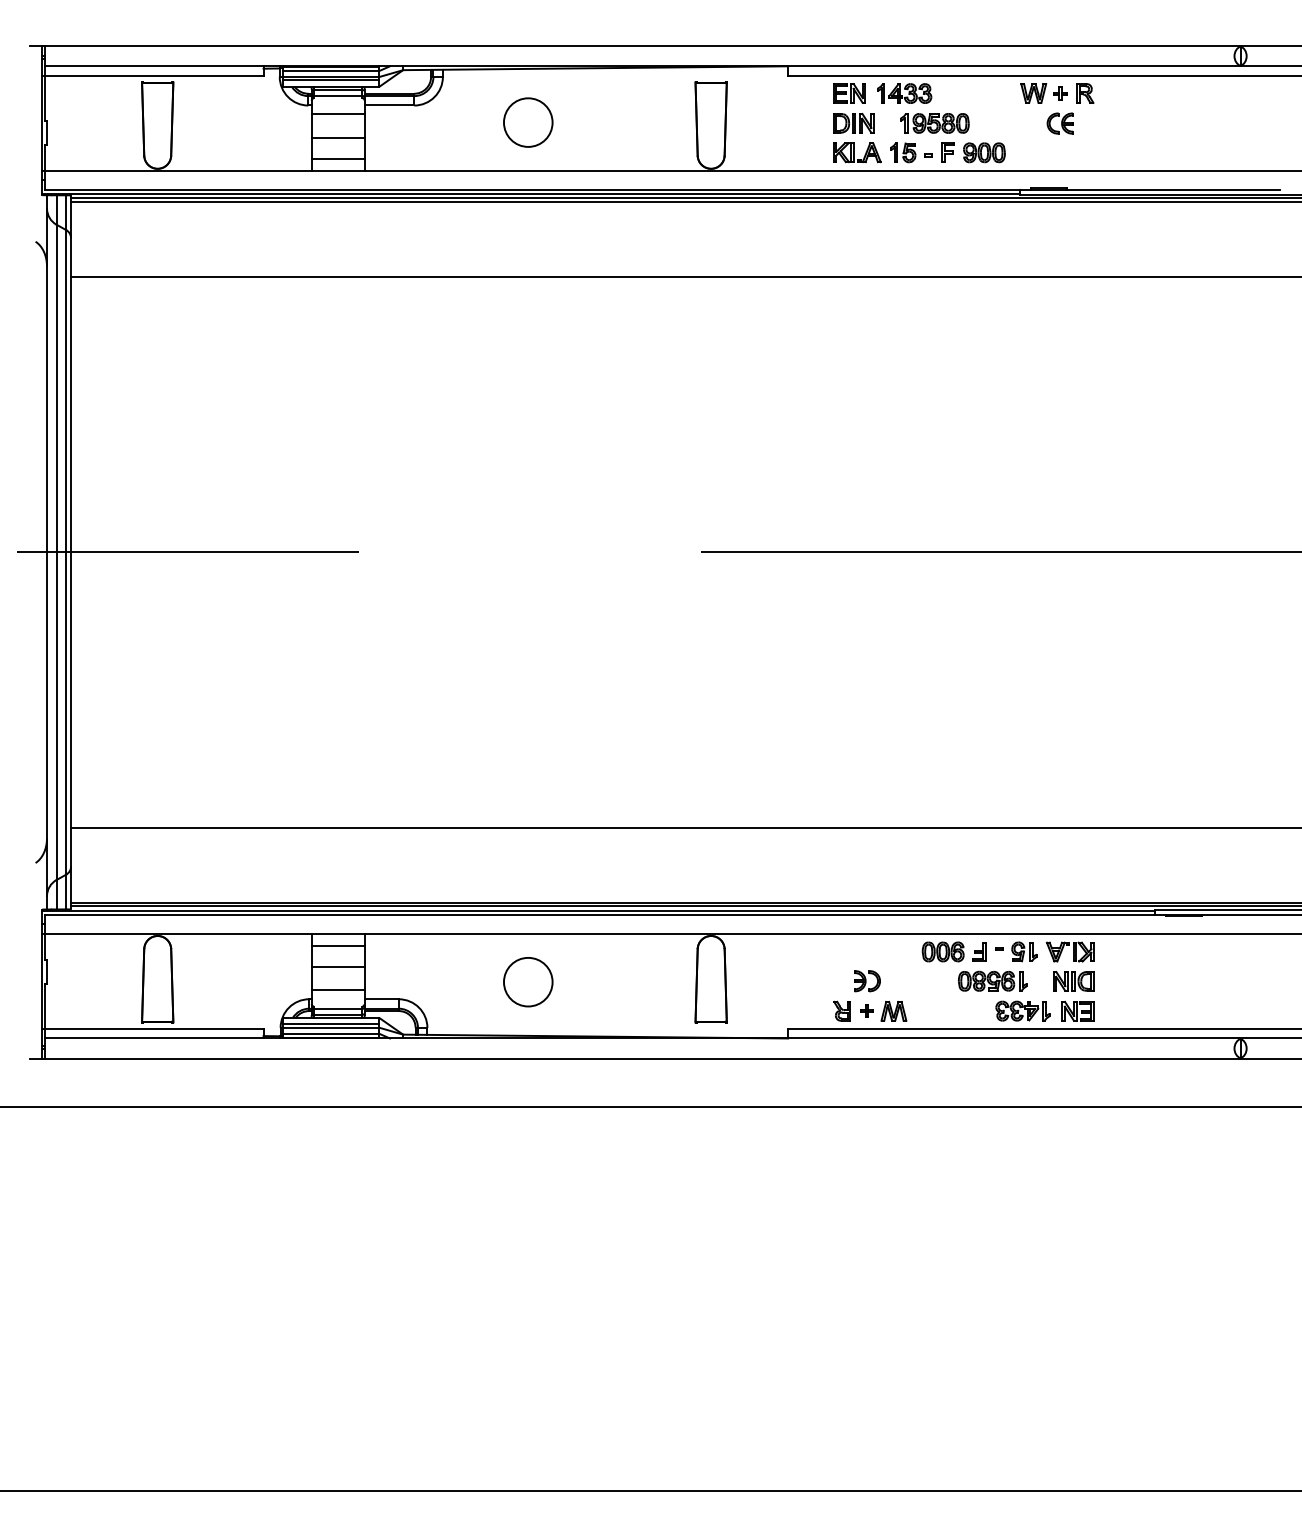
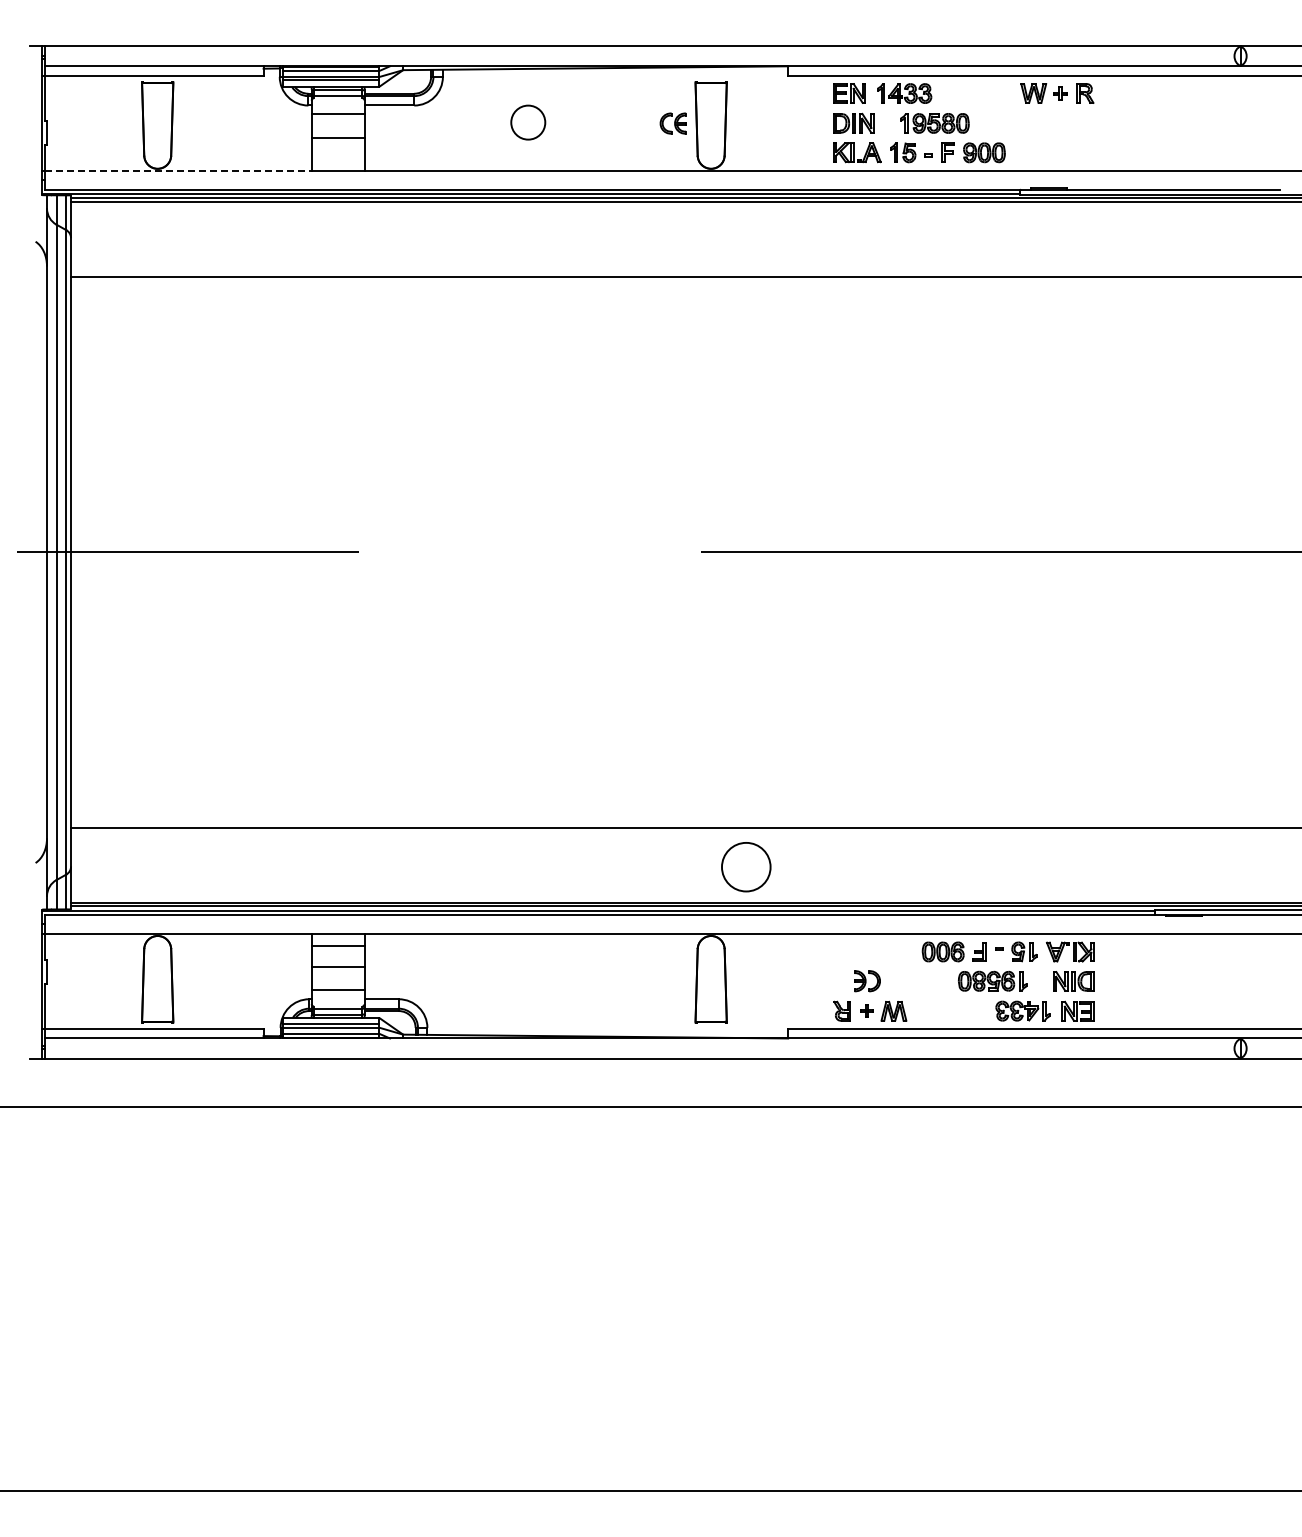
circle diameter: 49 px -> 34 px (528, 122)
part position: (1059, 123) -> (672, 123) (672, 123)
line: present -> none (337, 158)
line: solid -> dashed (178, 170)
circle position: (528, 982) -> (746, 867) (746, 867)
